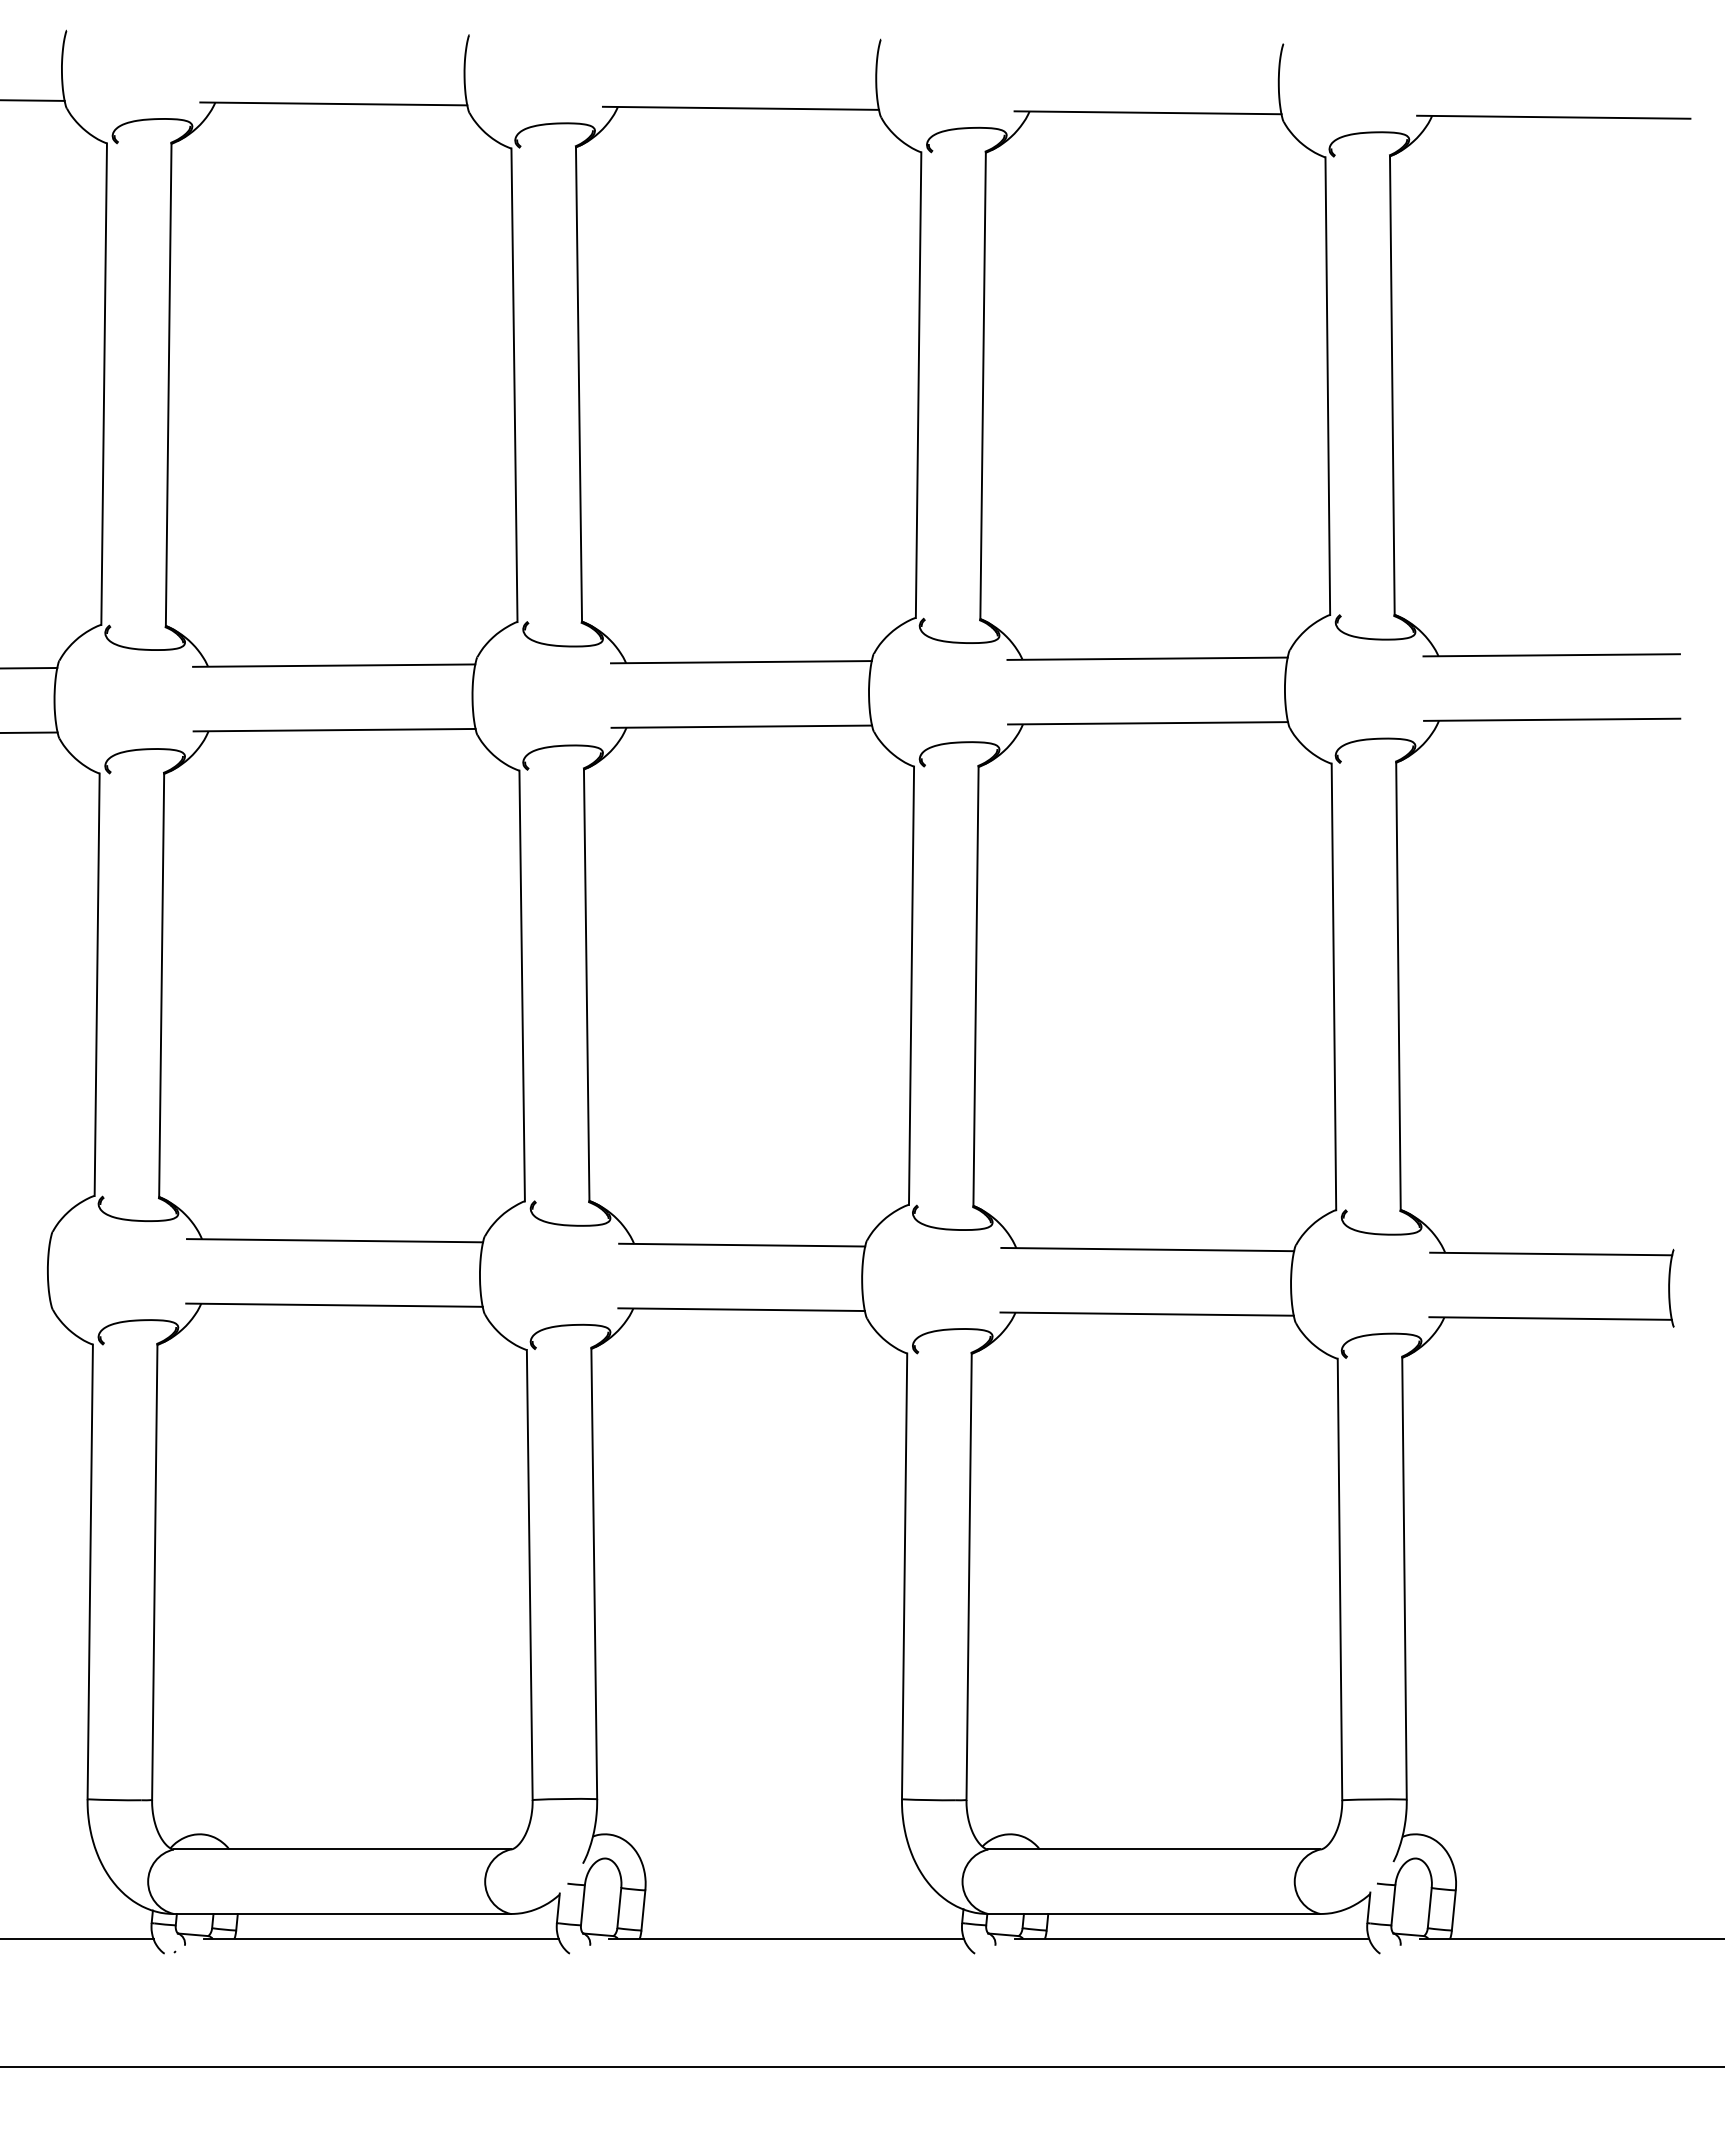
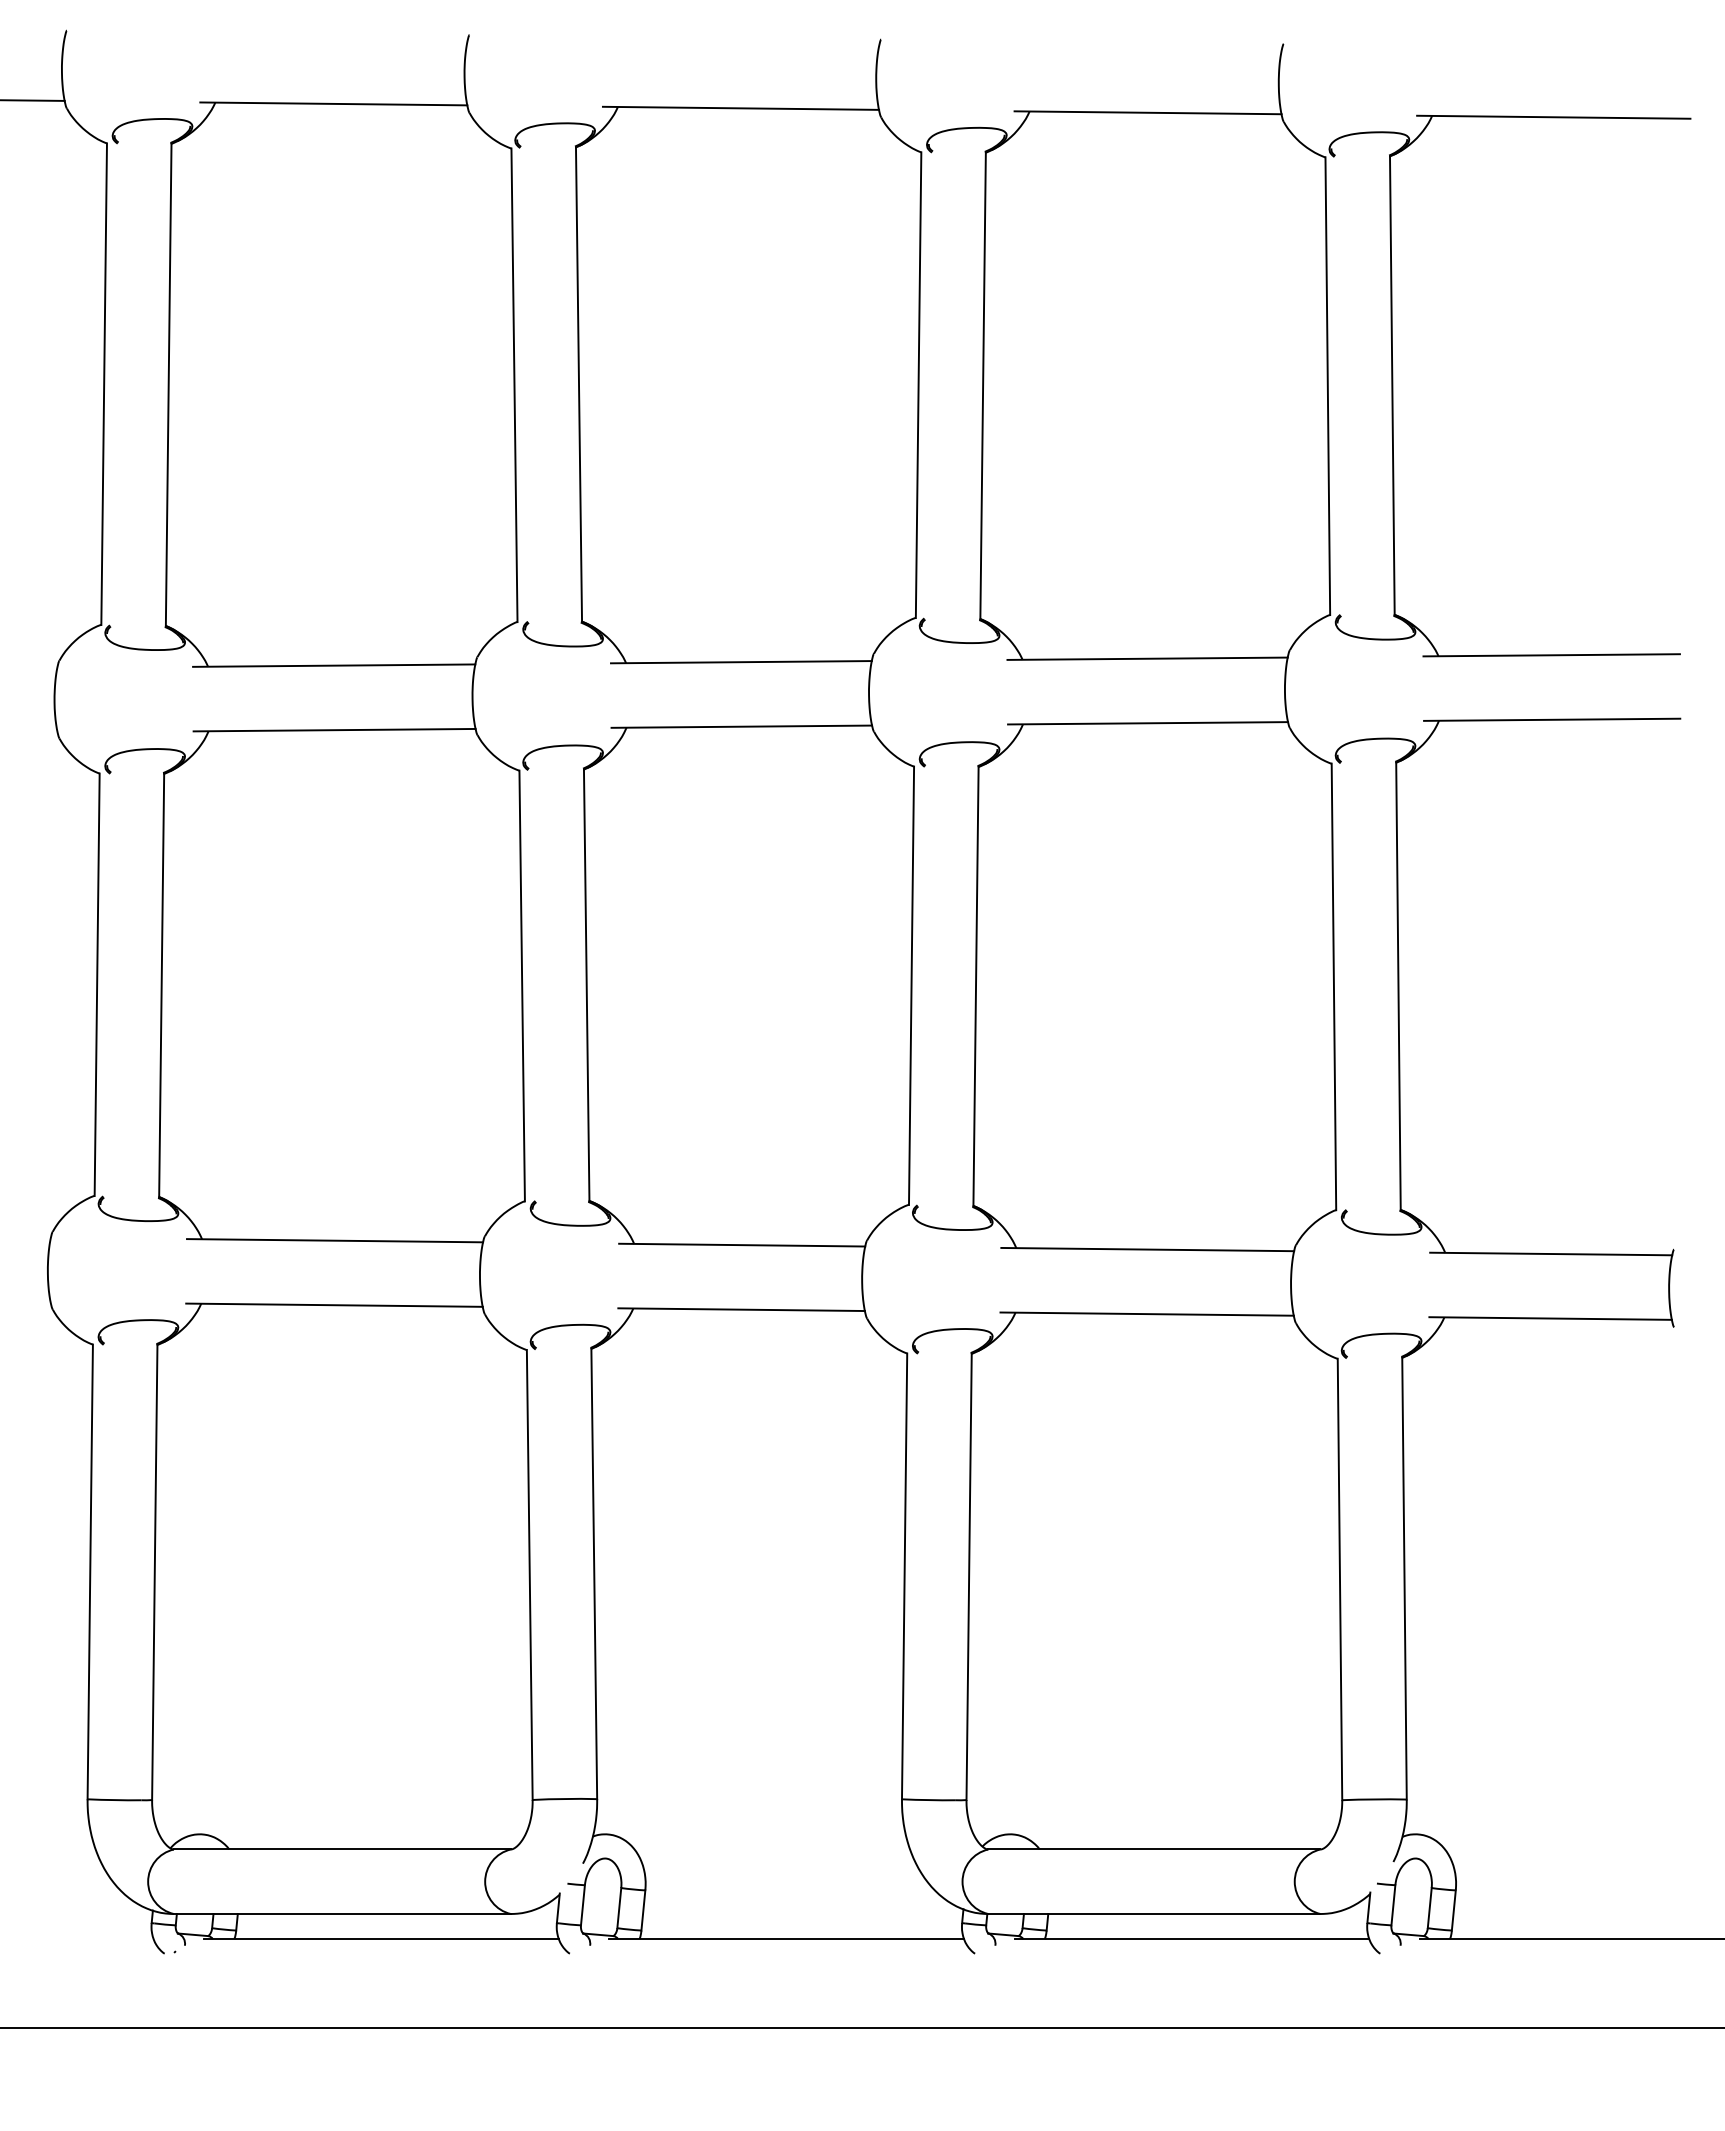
line: present -> none (29, 668)
line: present -> none (29, 732)
line: present -> none (77, 1939)
line position: (861, 2067) -> (861, 2028) (861, 2028)
